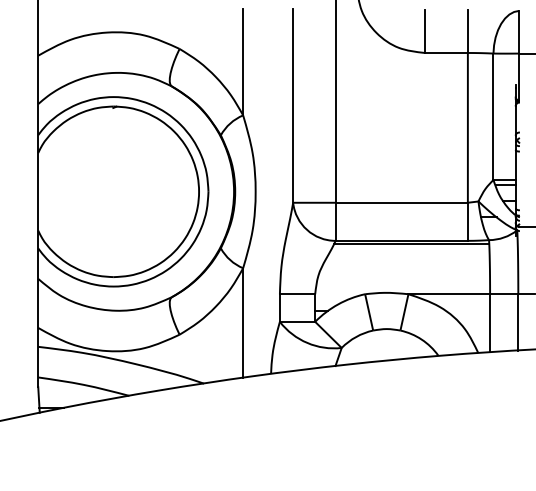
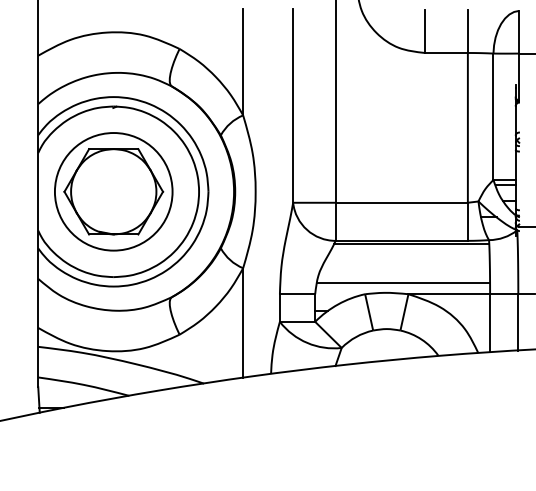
part: none -> present (113, 191)
line: none -> present (403, 282)
